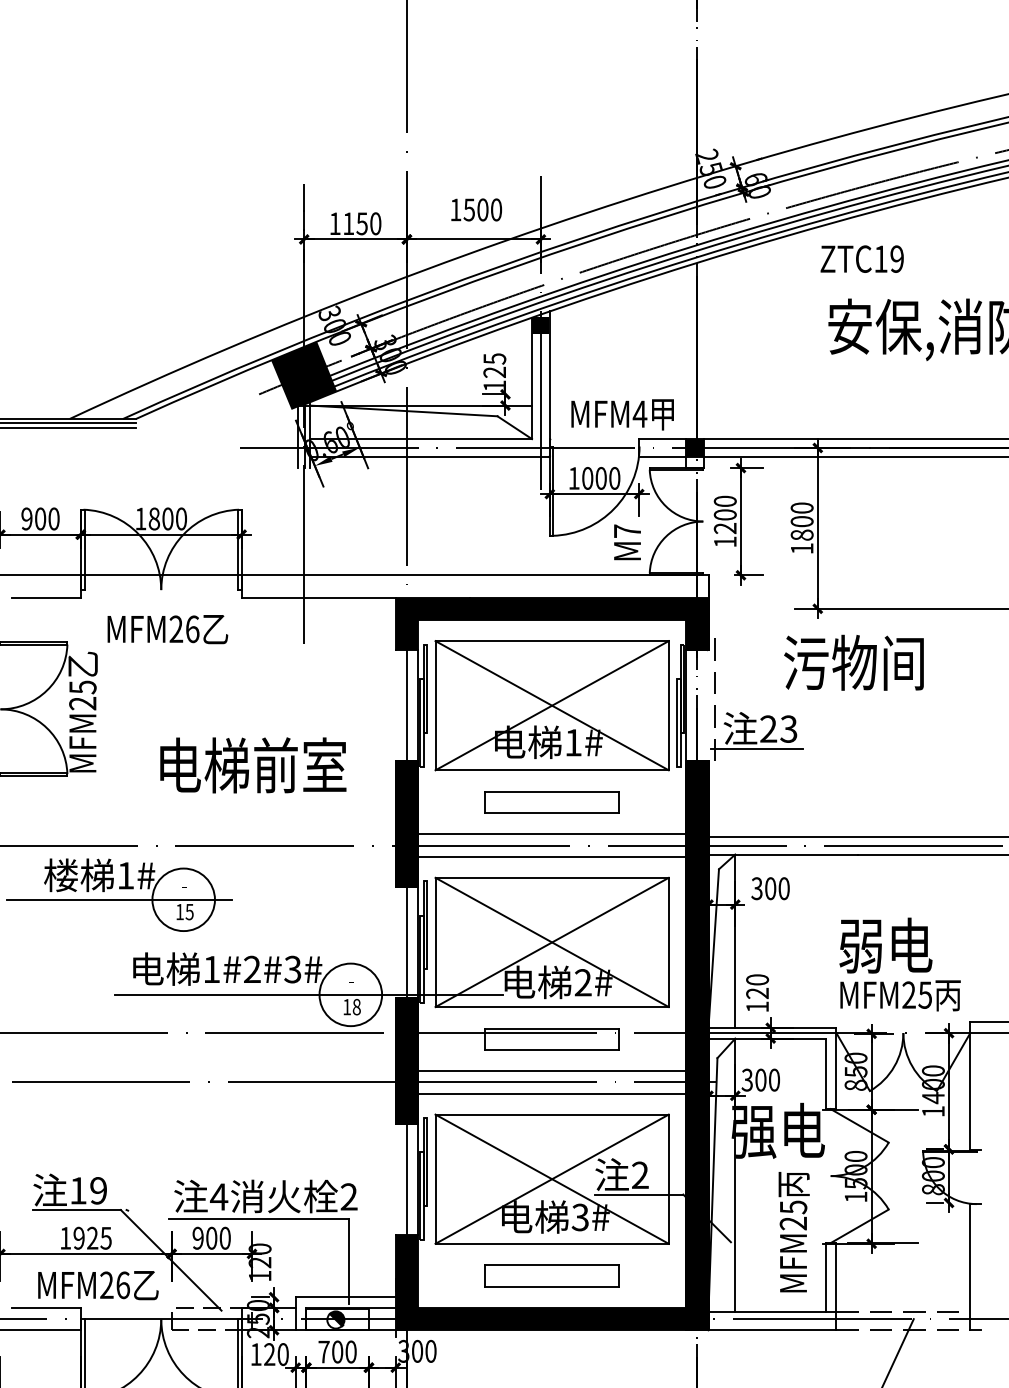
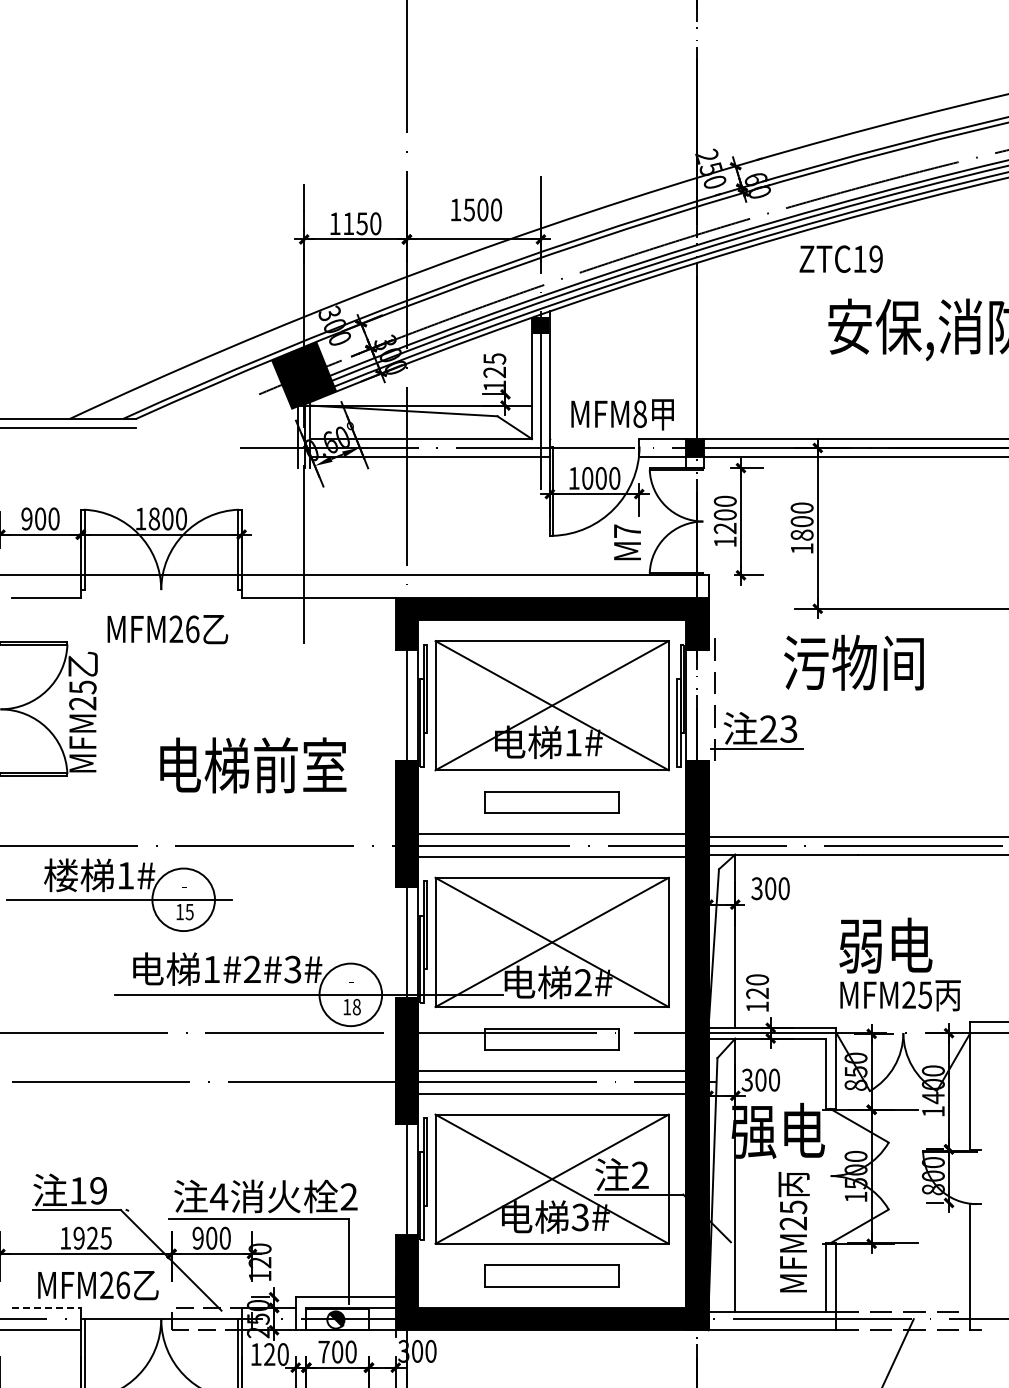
text position: (861, 258) -> (840, 258) (840, 258)
text: MFM4 -> MFM8 (639, 414)
line: present -> none (69, 423)
line: solid -> dashed (46, 1307)
